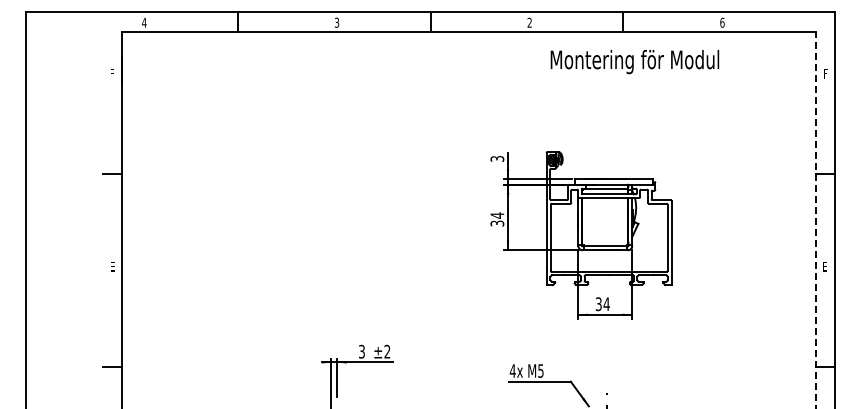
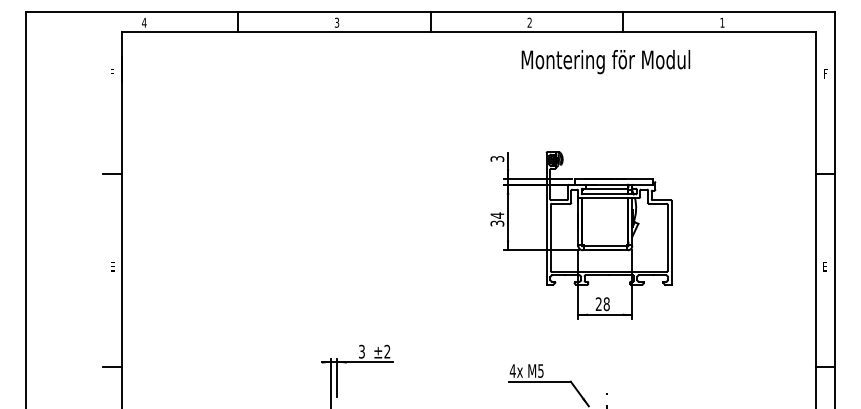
text: 6 -> 1 (722, 22)
text position: (634, 62) -> (605, 62) (605, 62)
line: dashed -> solid (815, 219)
text: 34 -> 28 (602, 304)
